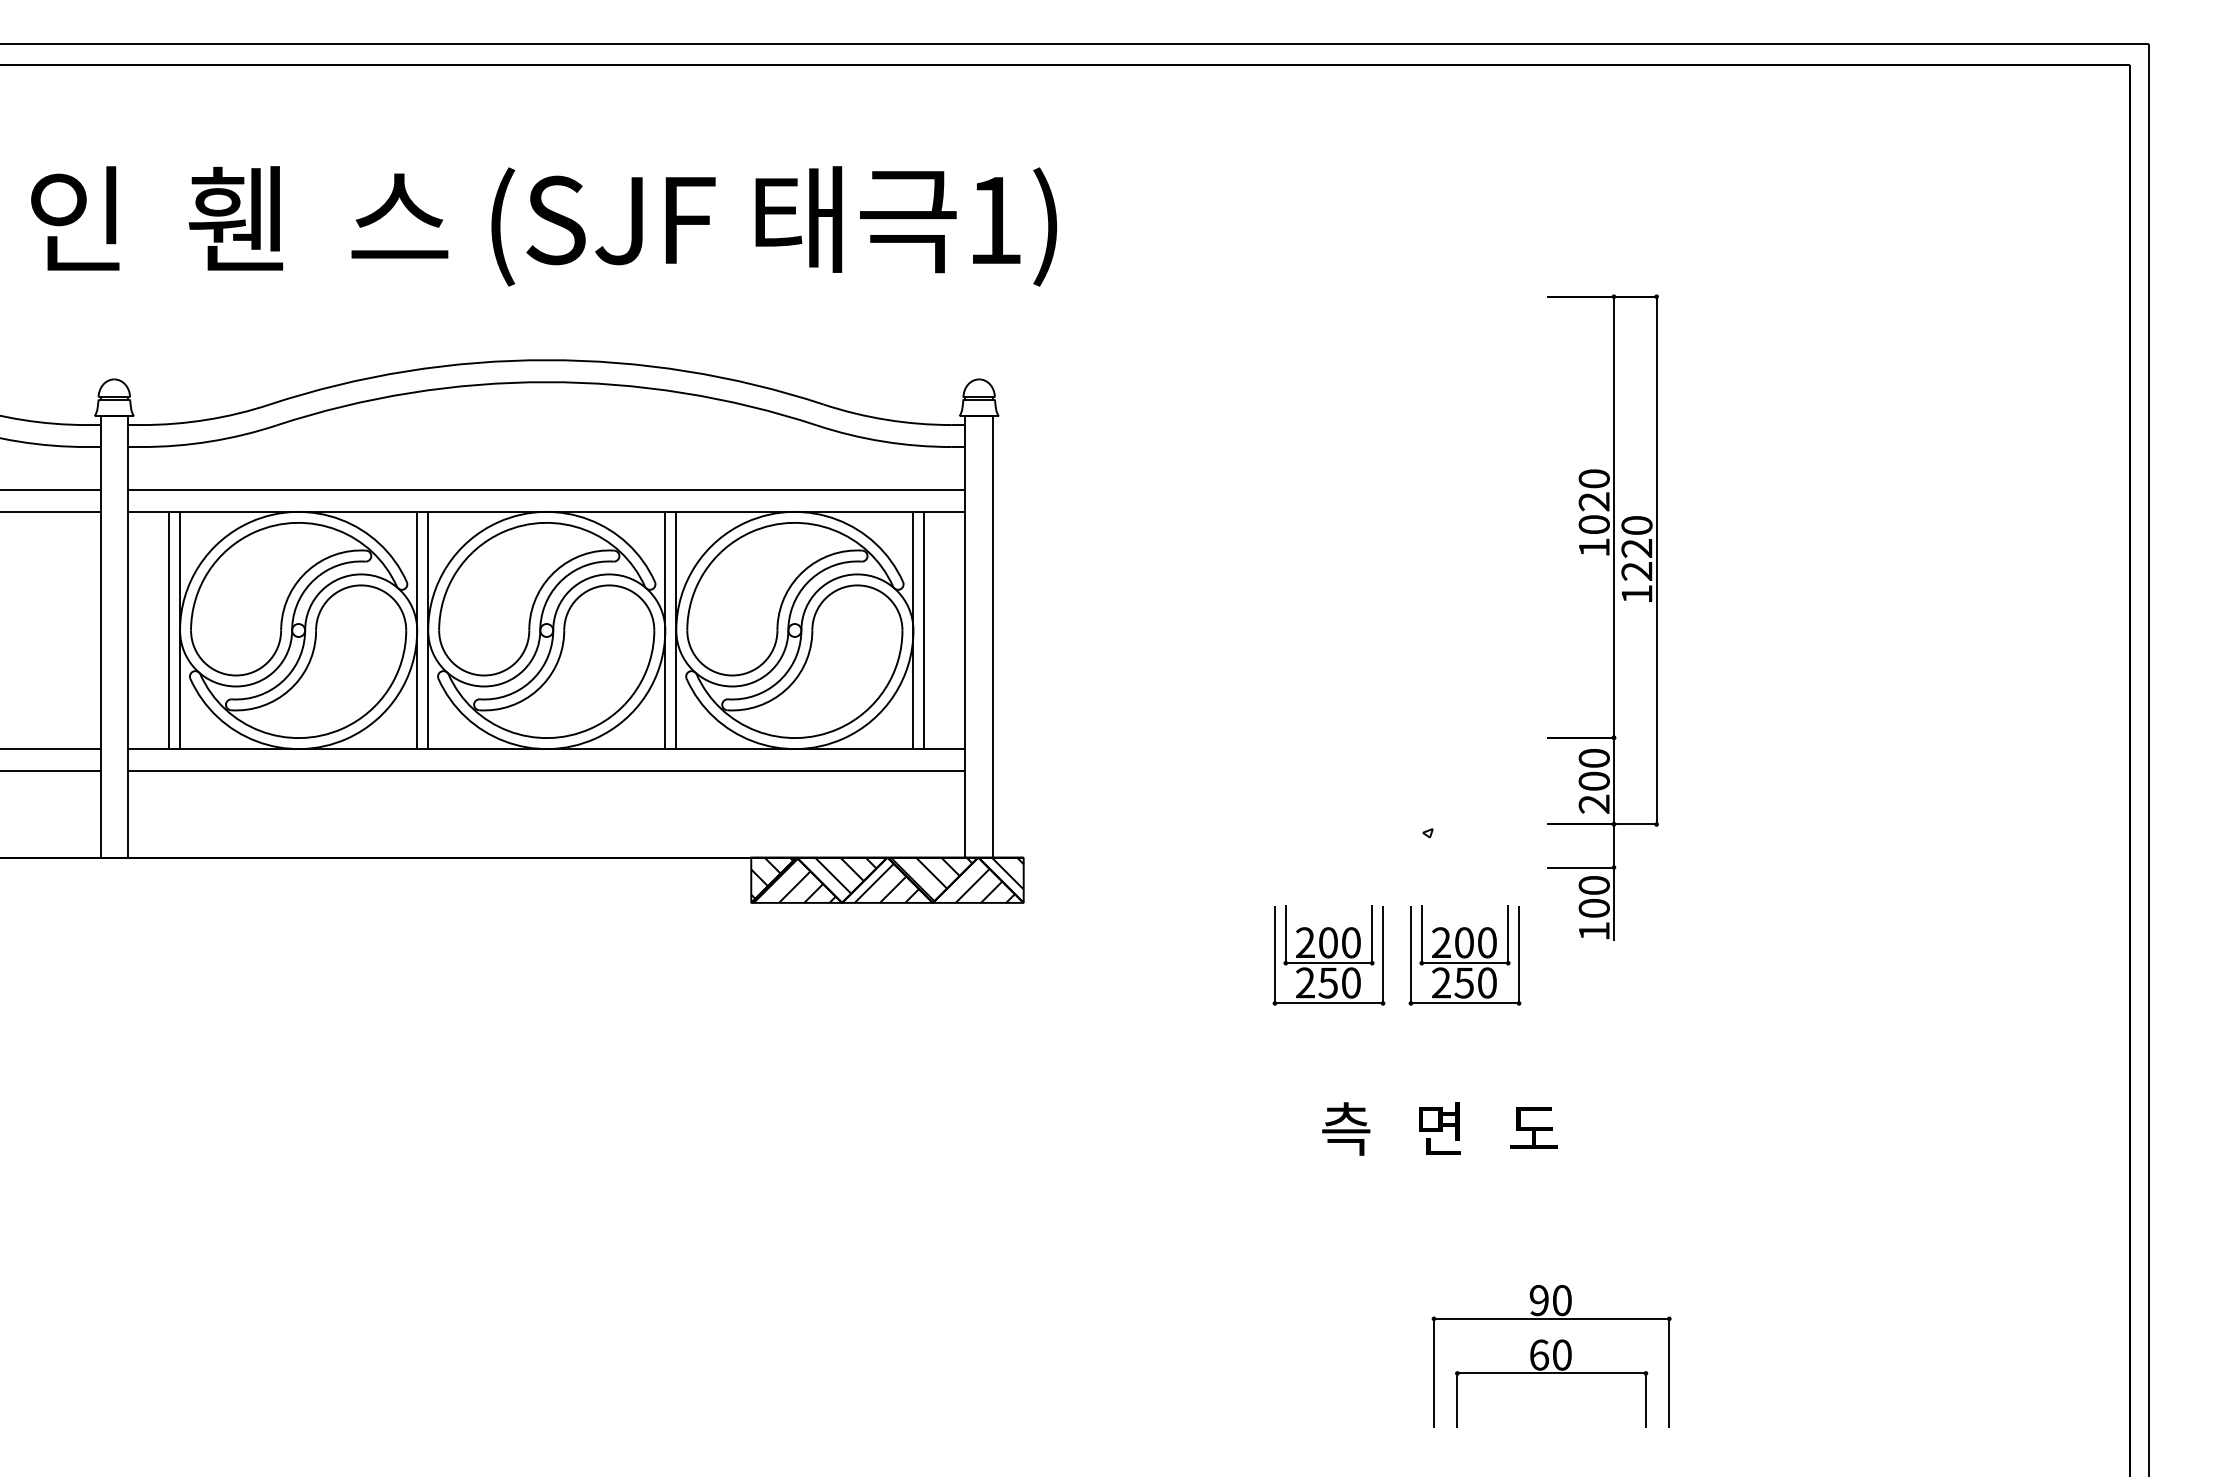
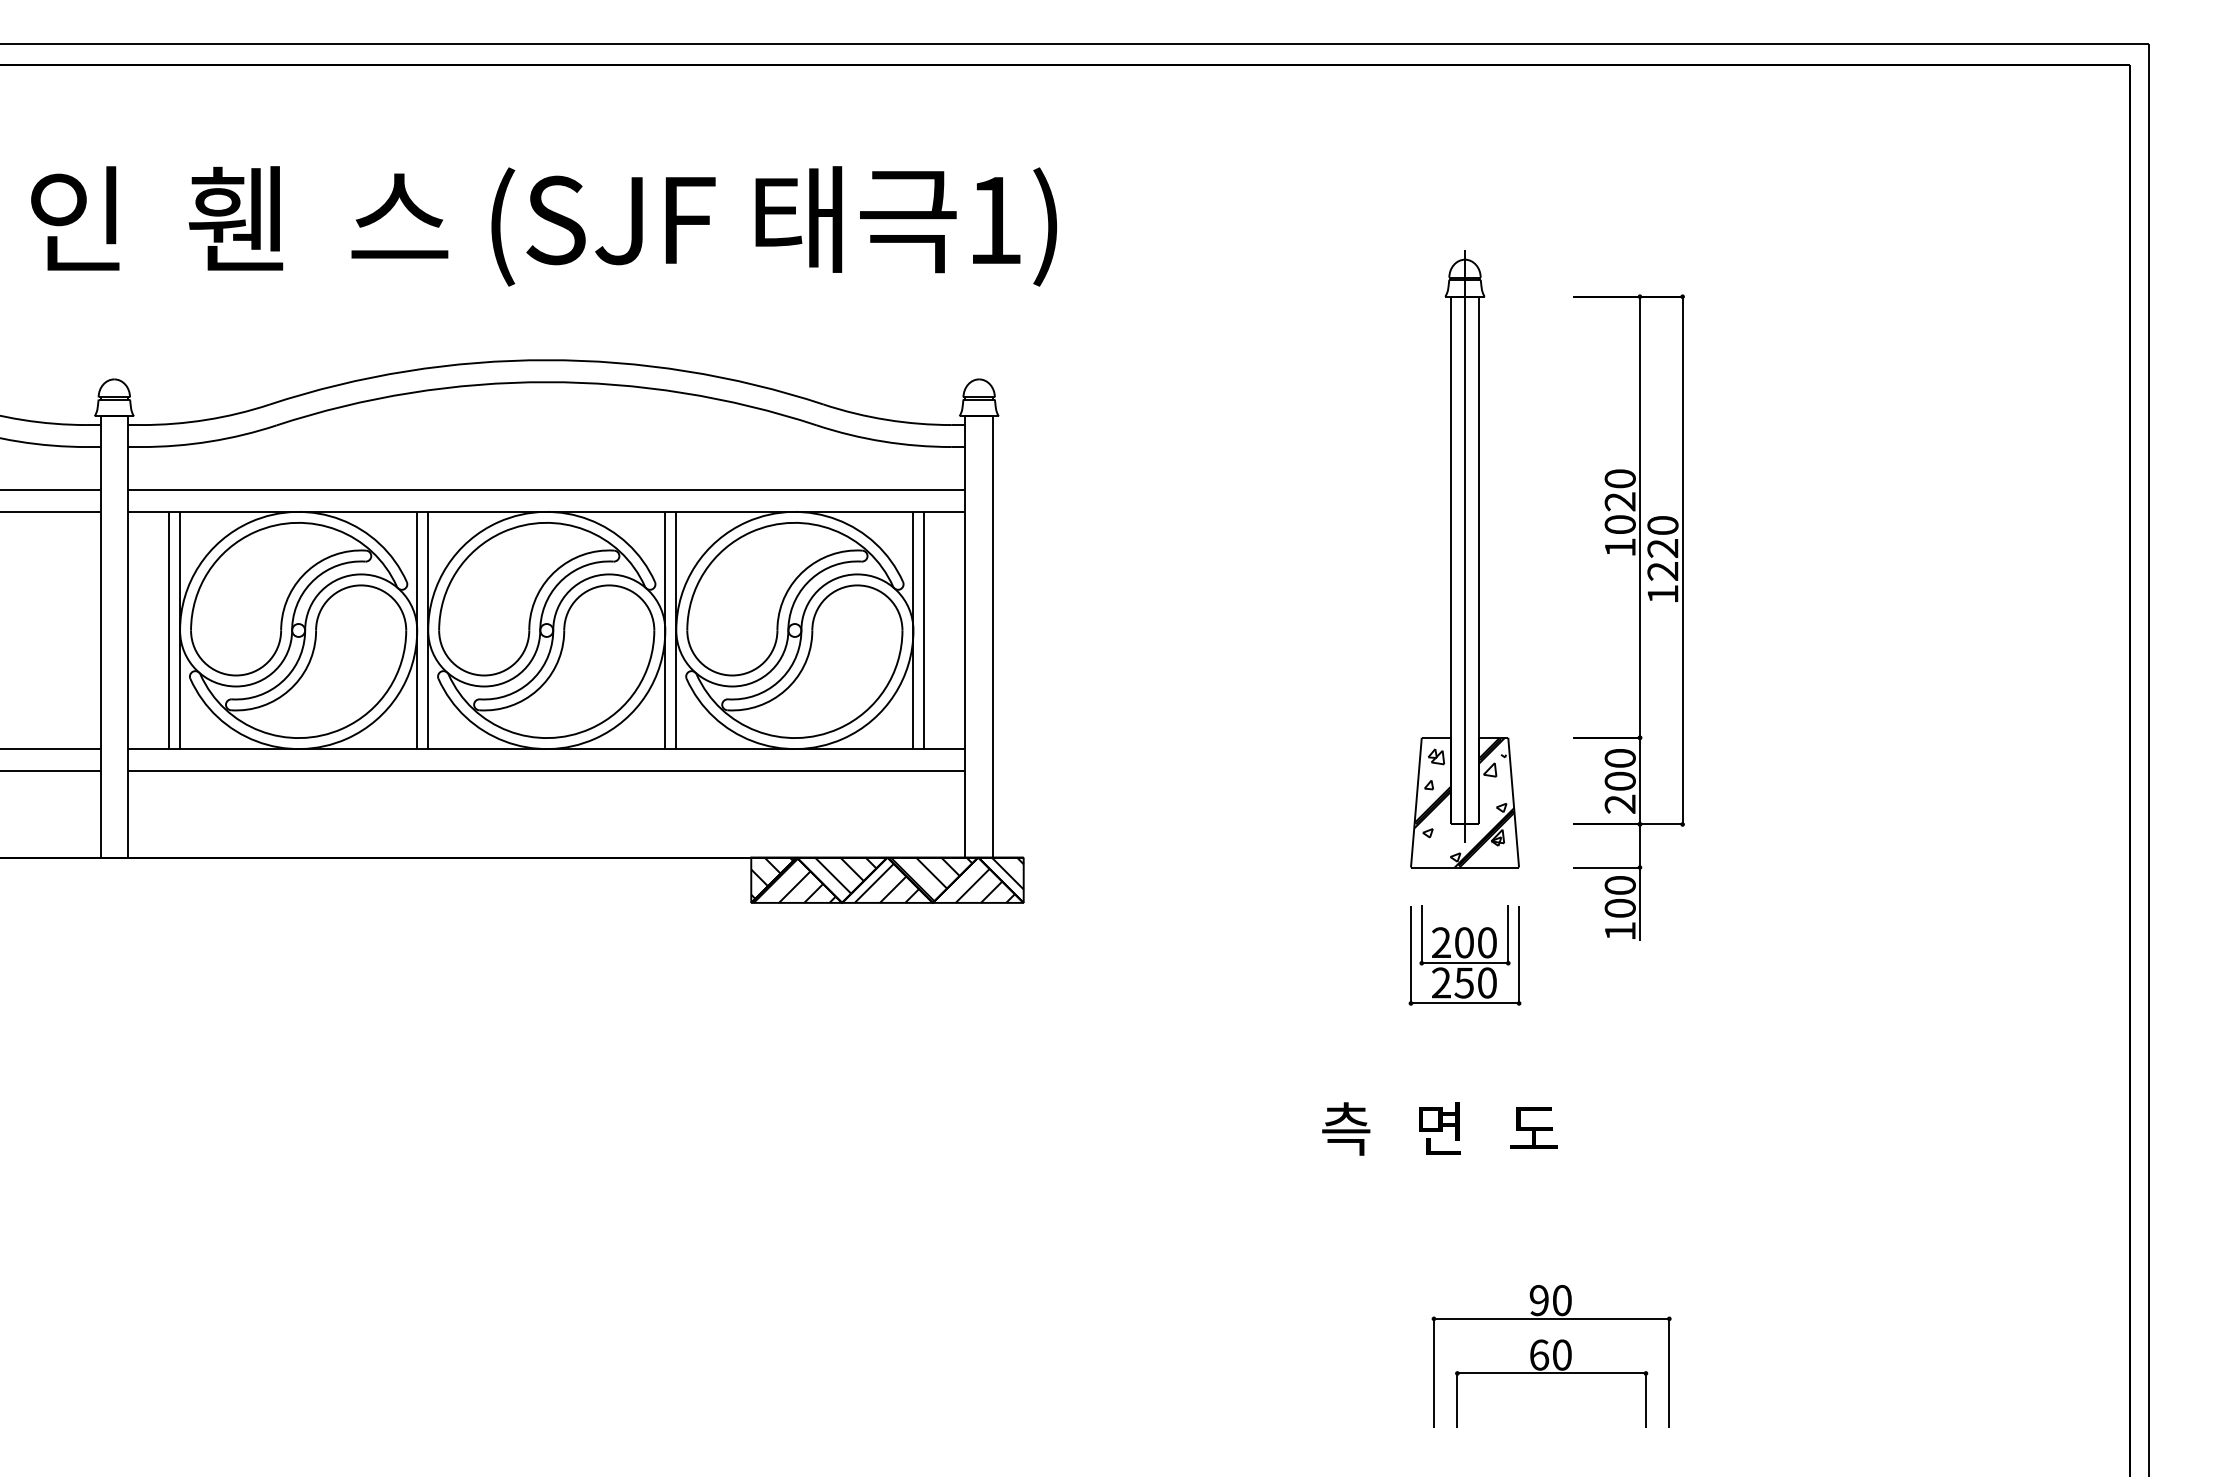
part: none -> present (1464, 559)
part position: (1613, 617) -> (1639, 617) (1639, 617)
part: present -> none (1328, 955)
